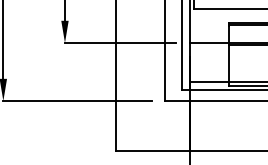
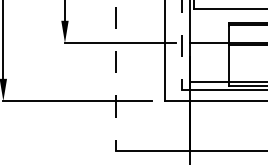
line: solid -> dashed (181, 44)
line: solid -> dashed (115, 75)
